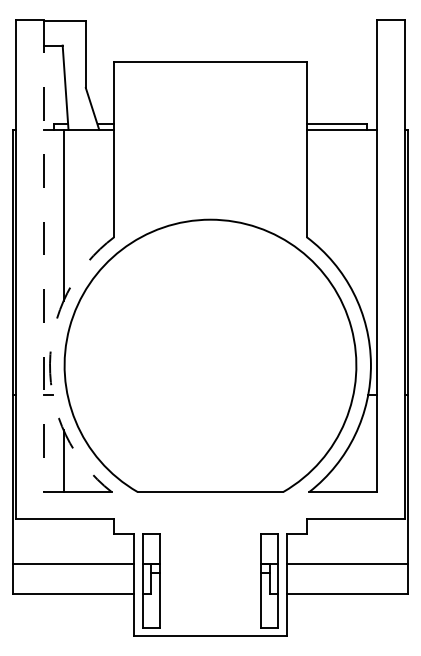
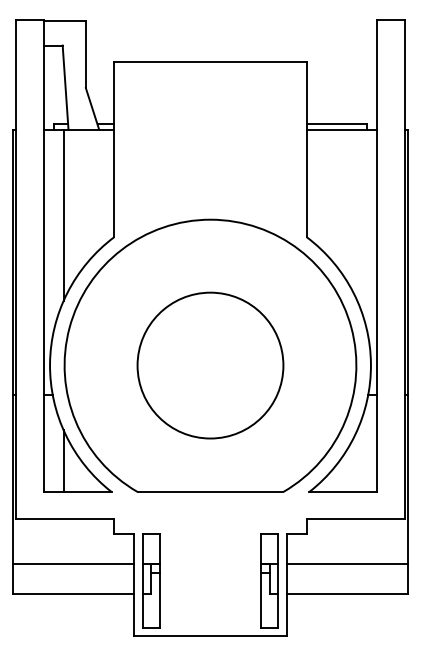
line: dashed -> solid (44, 256)
arc: dashed -> solid (50, 363)
circle: none -> present (210, 365)
